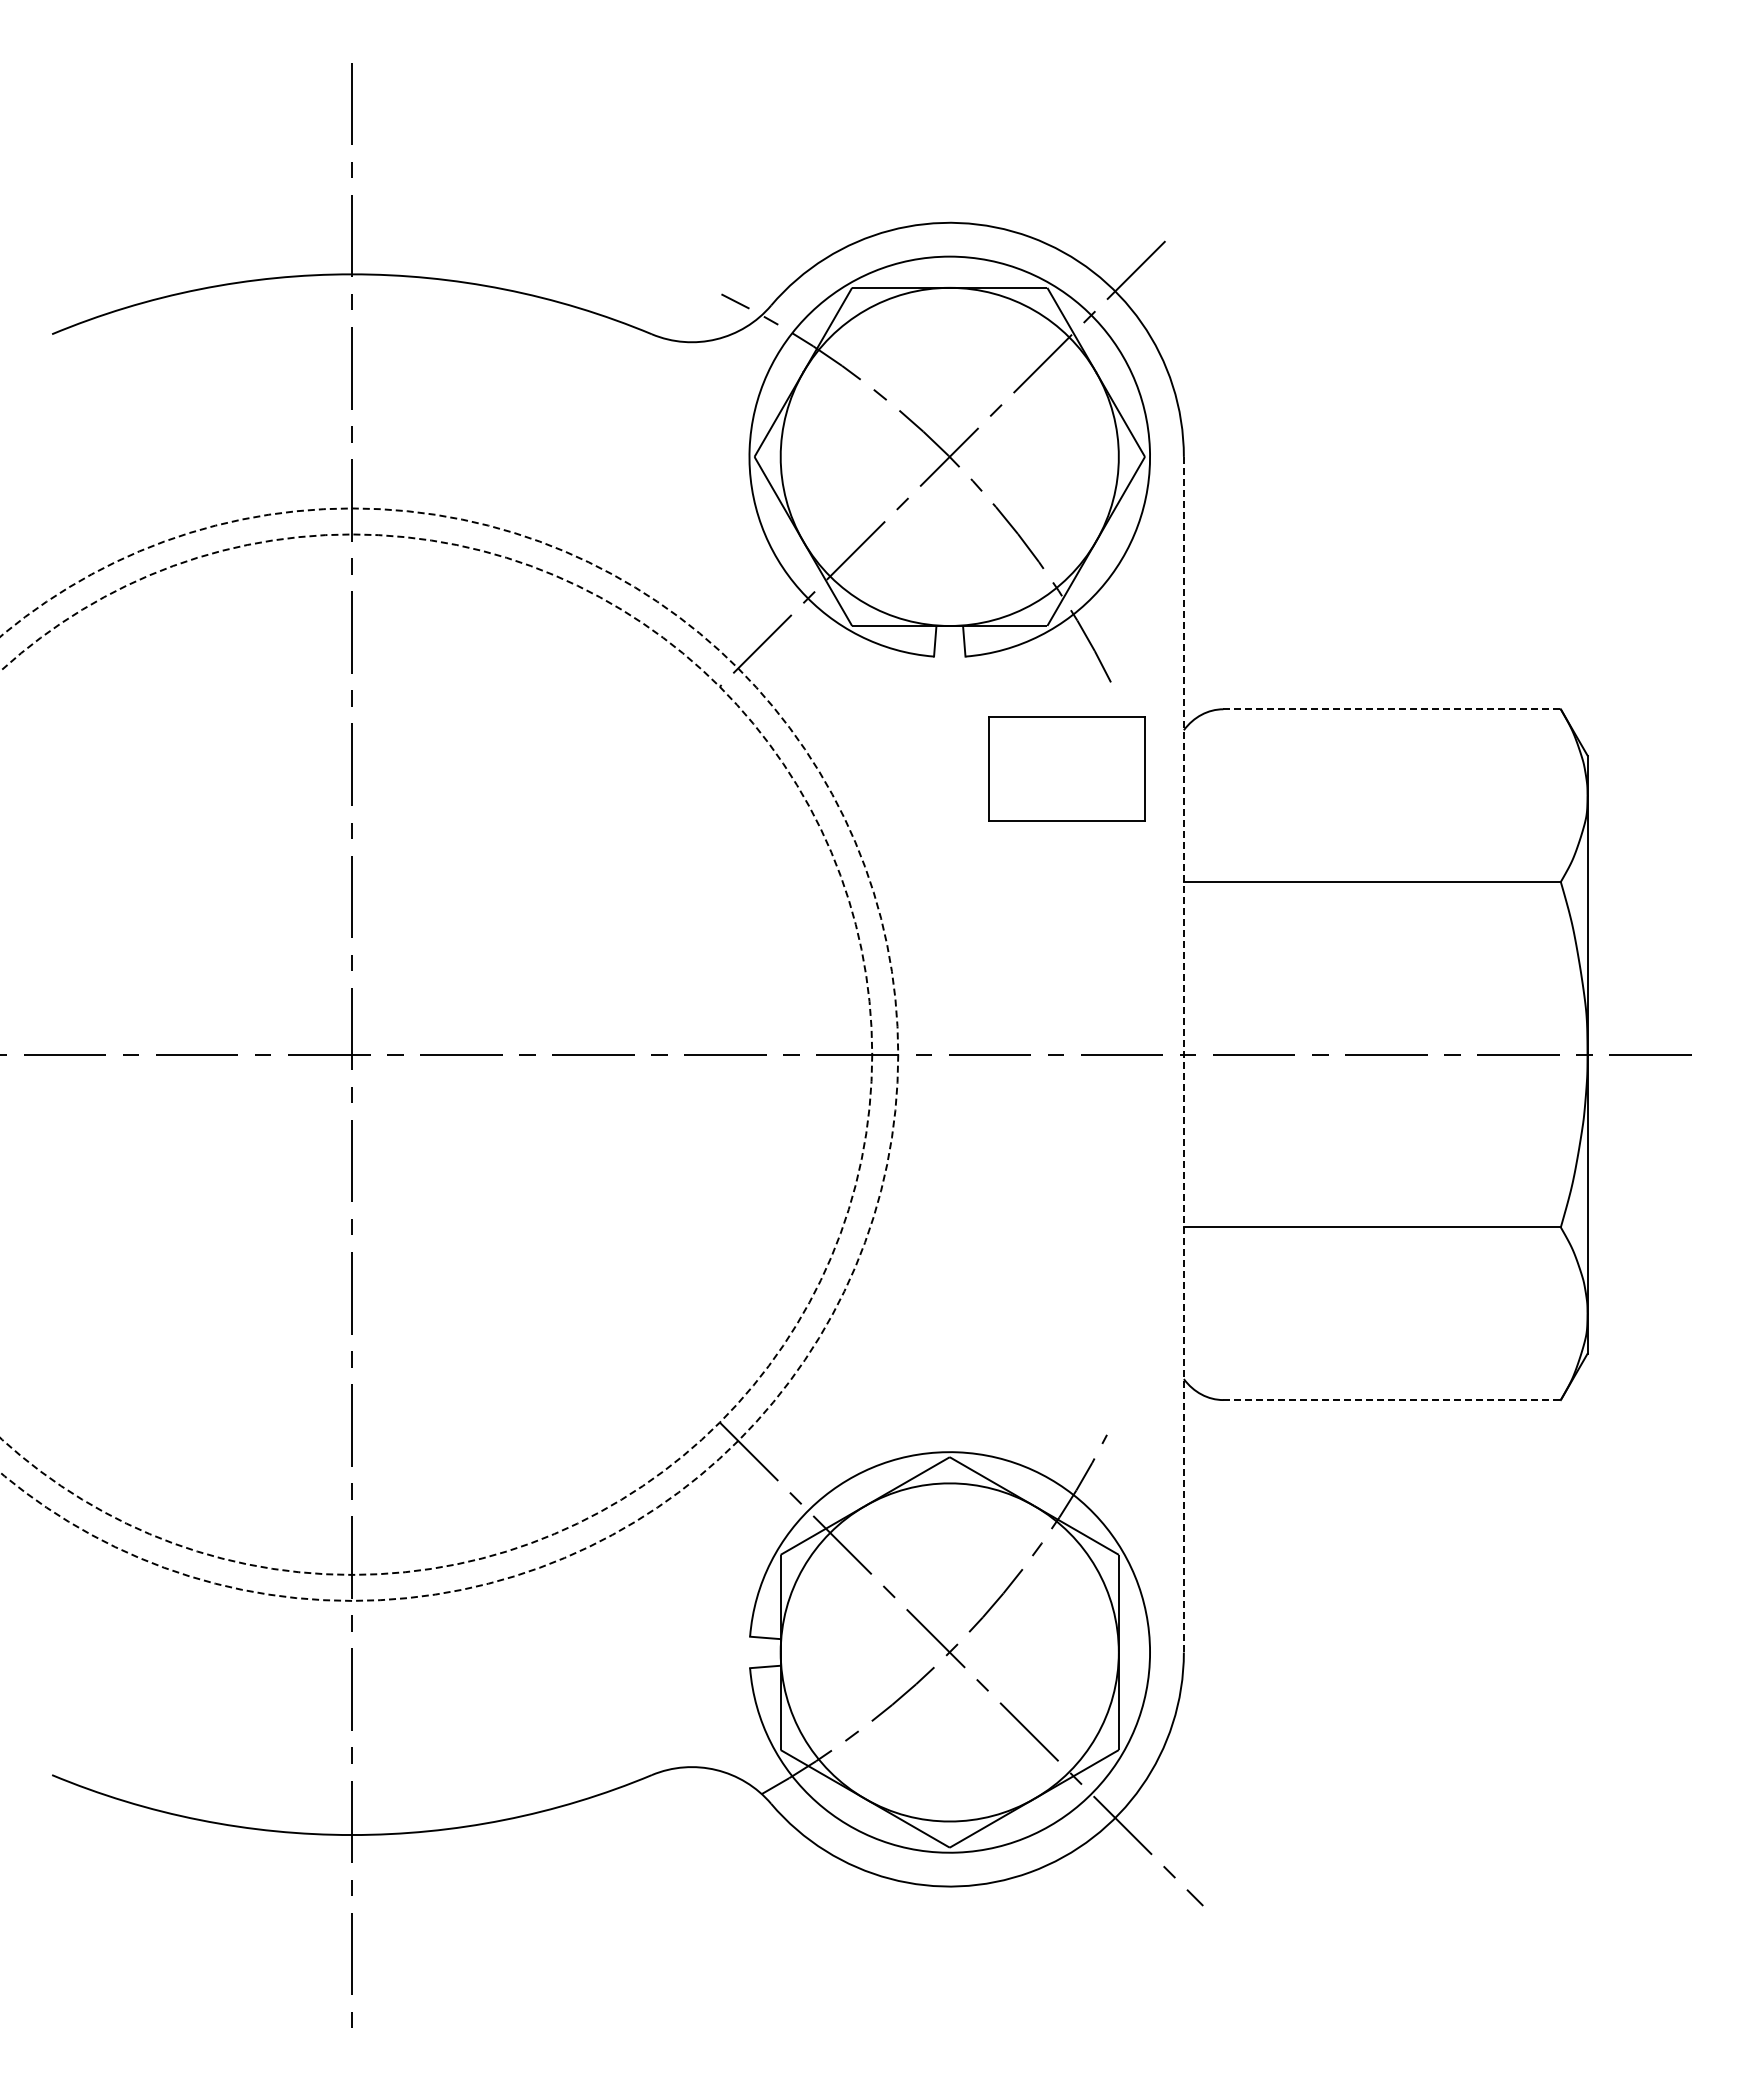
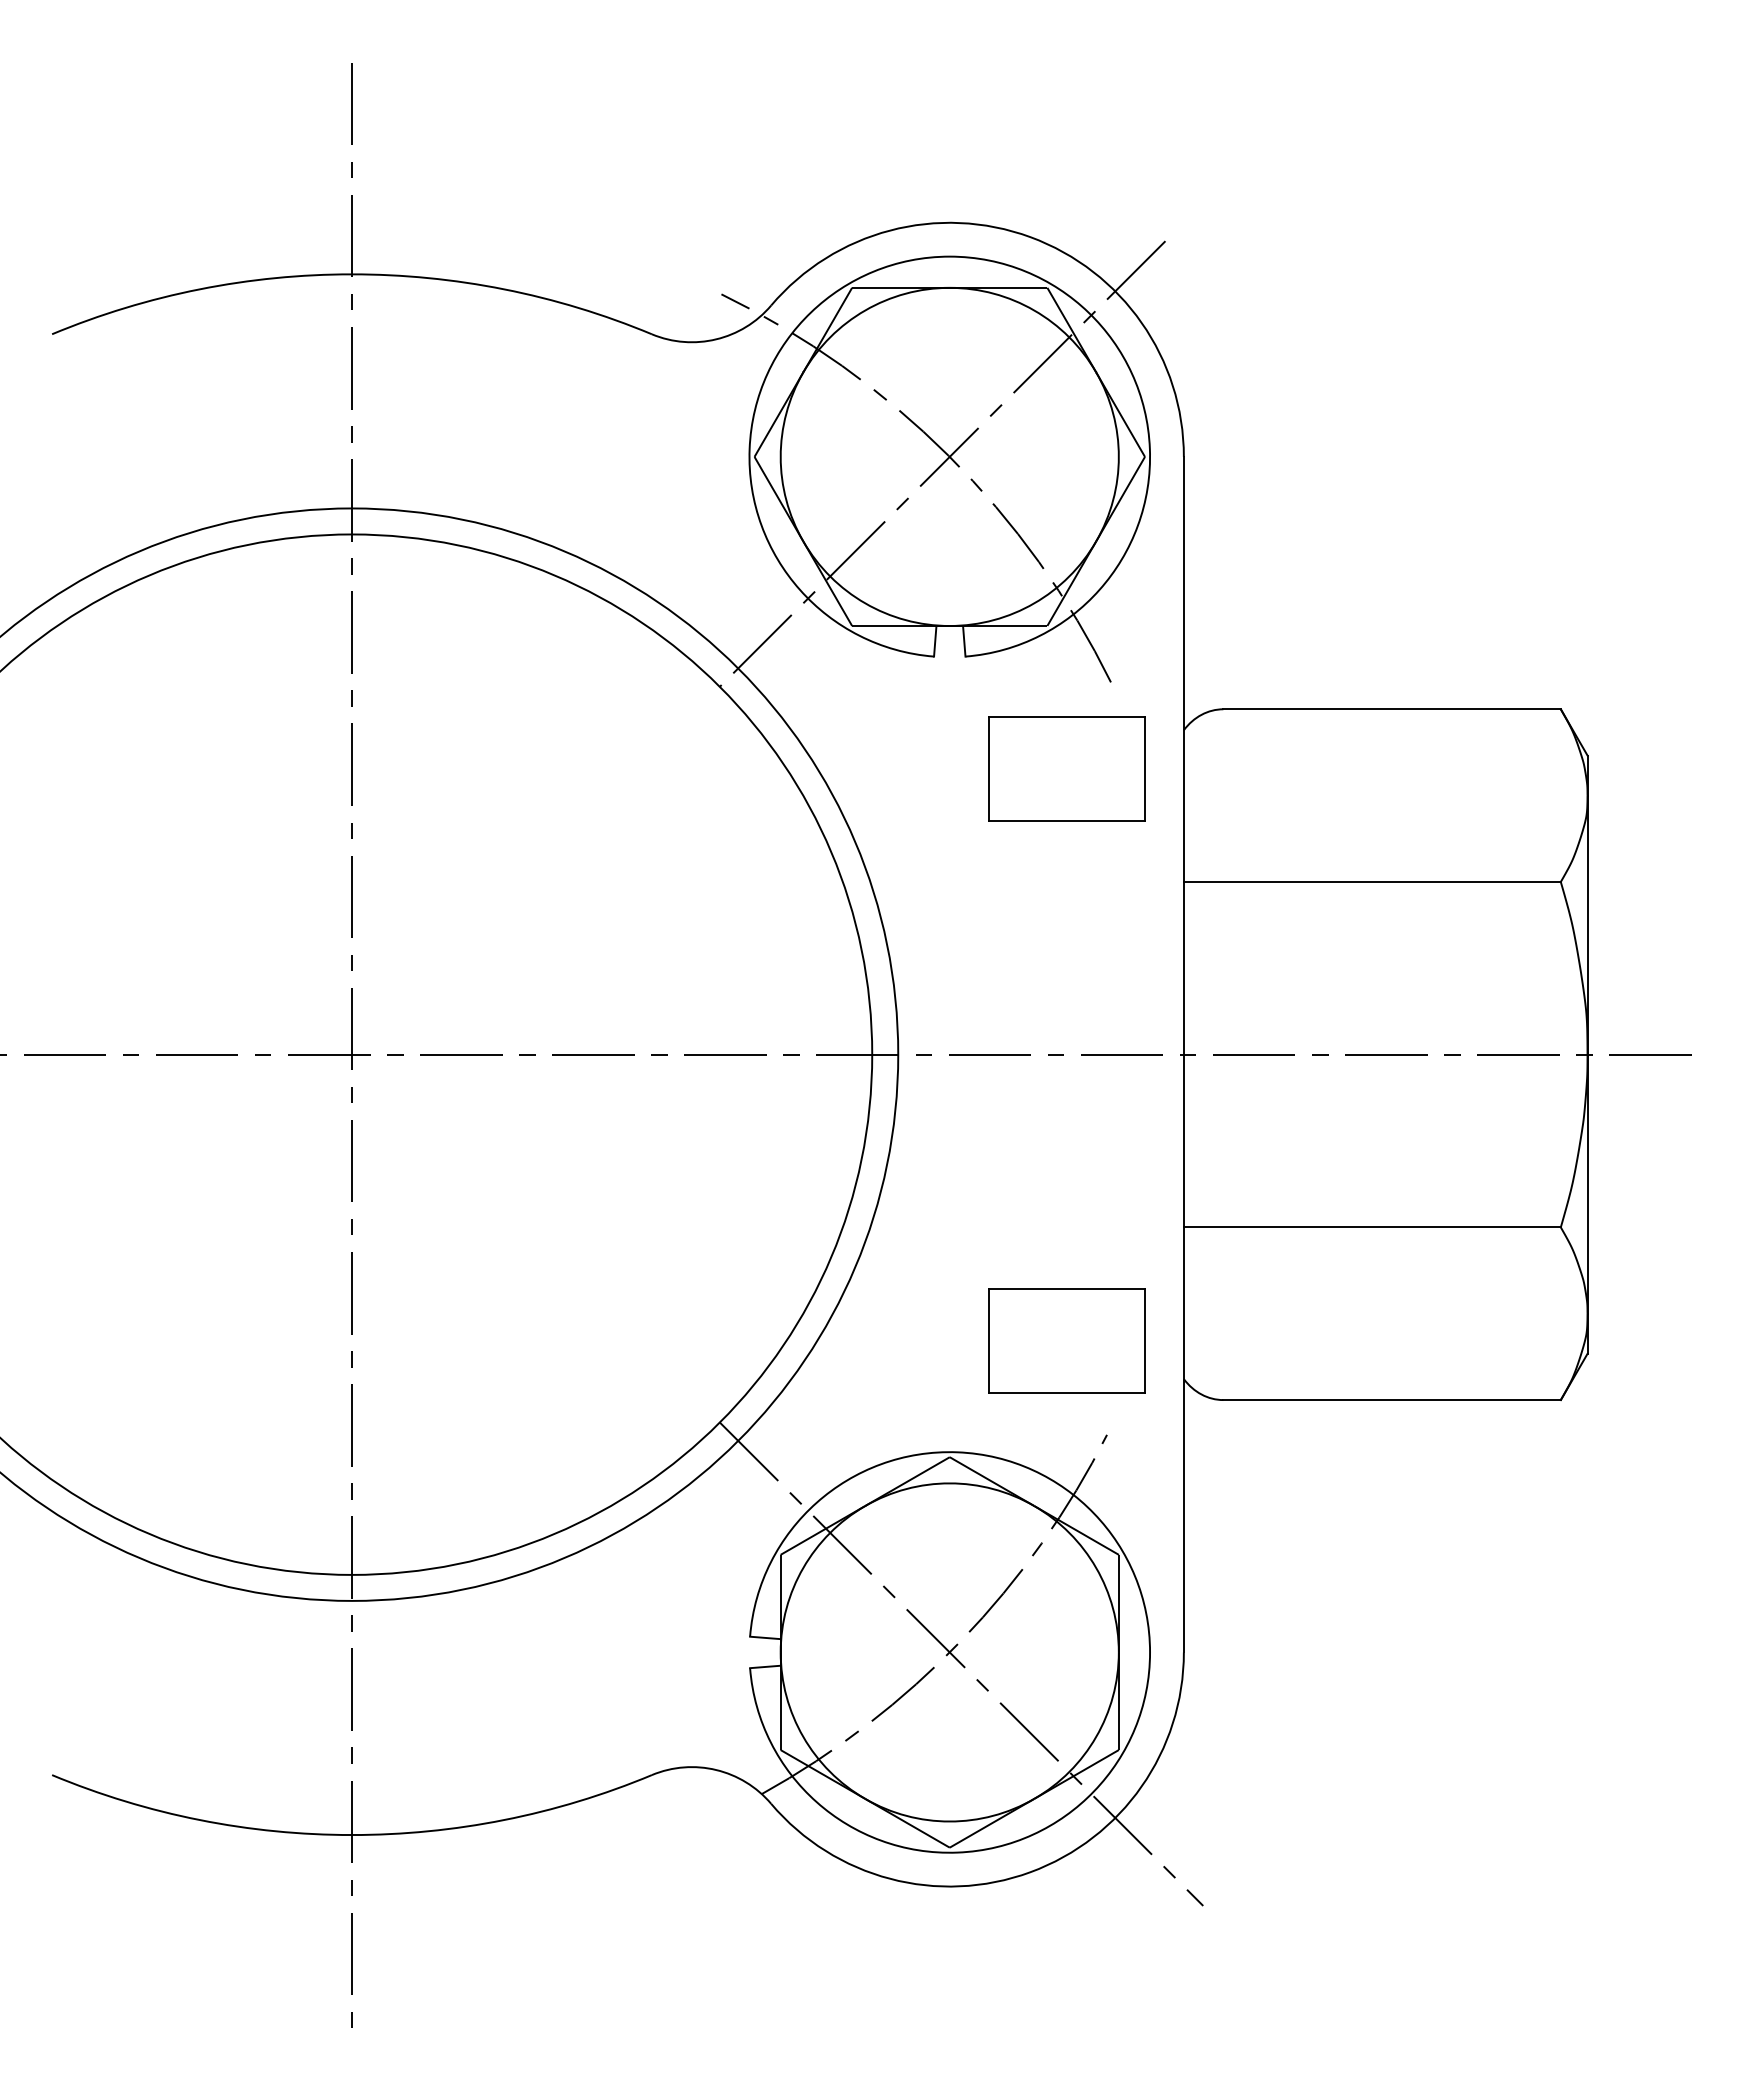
line: dashed -> solid (1392, 709)
circle: dashed -> solid (436, 1054)
circle: dashed -> solid (449, 1054)
line: dashed -> solid (1183, 1054)
part: none -> present (1066, 1340)
line: dashed -> solid (1392, 1400)
